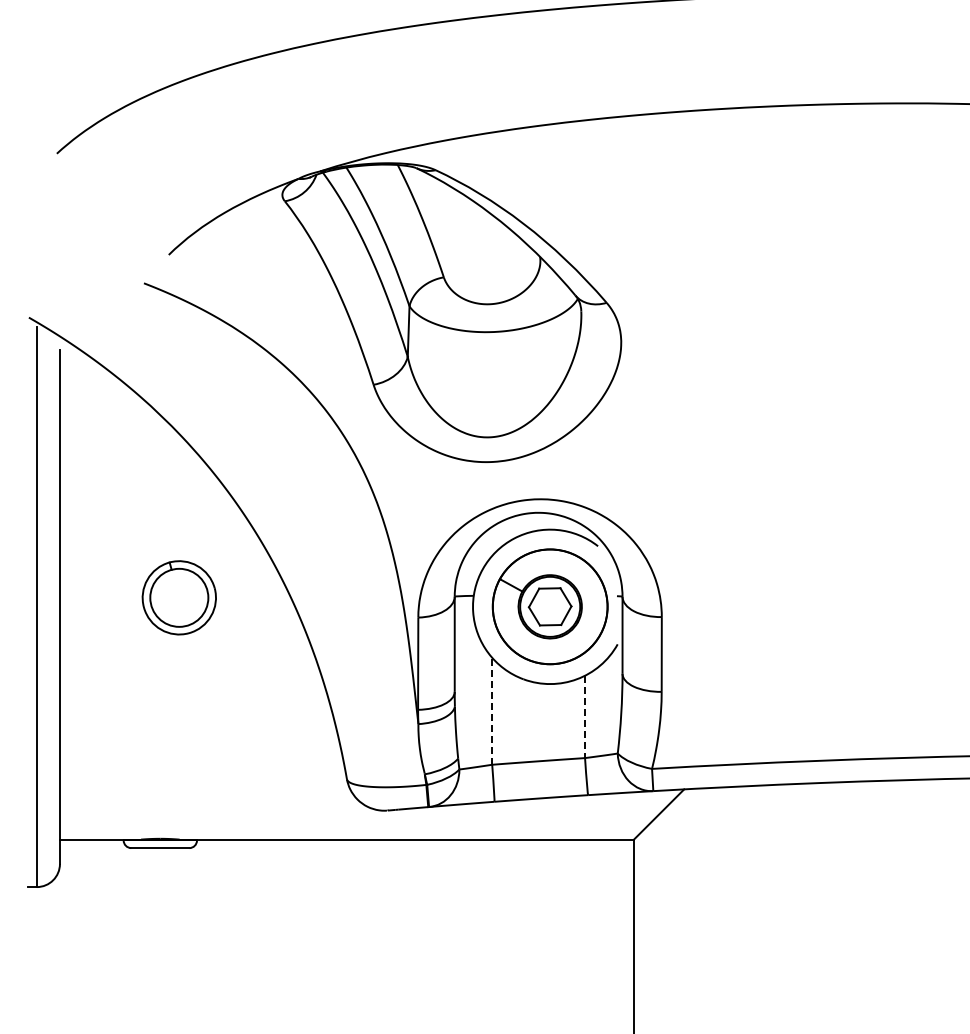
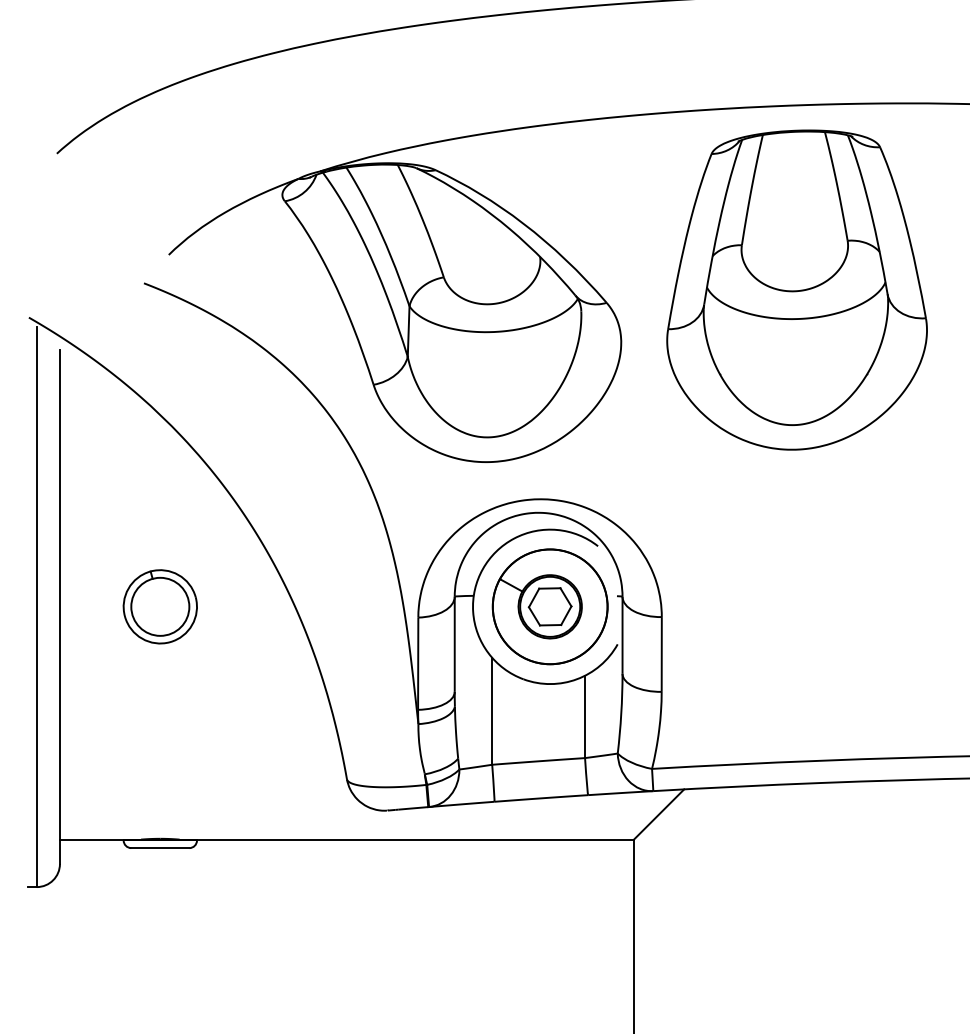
part: none -> present (796, 289)
part position: (178, 597) -> (159, 606) (159, 606)
line: dashed -> solid (492, 710)
line: dashed -> solid (585, 717)
